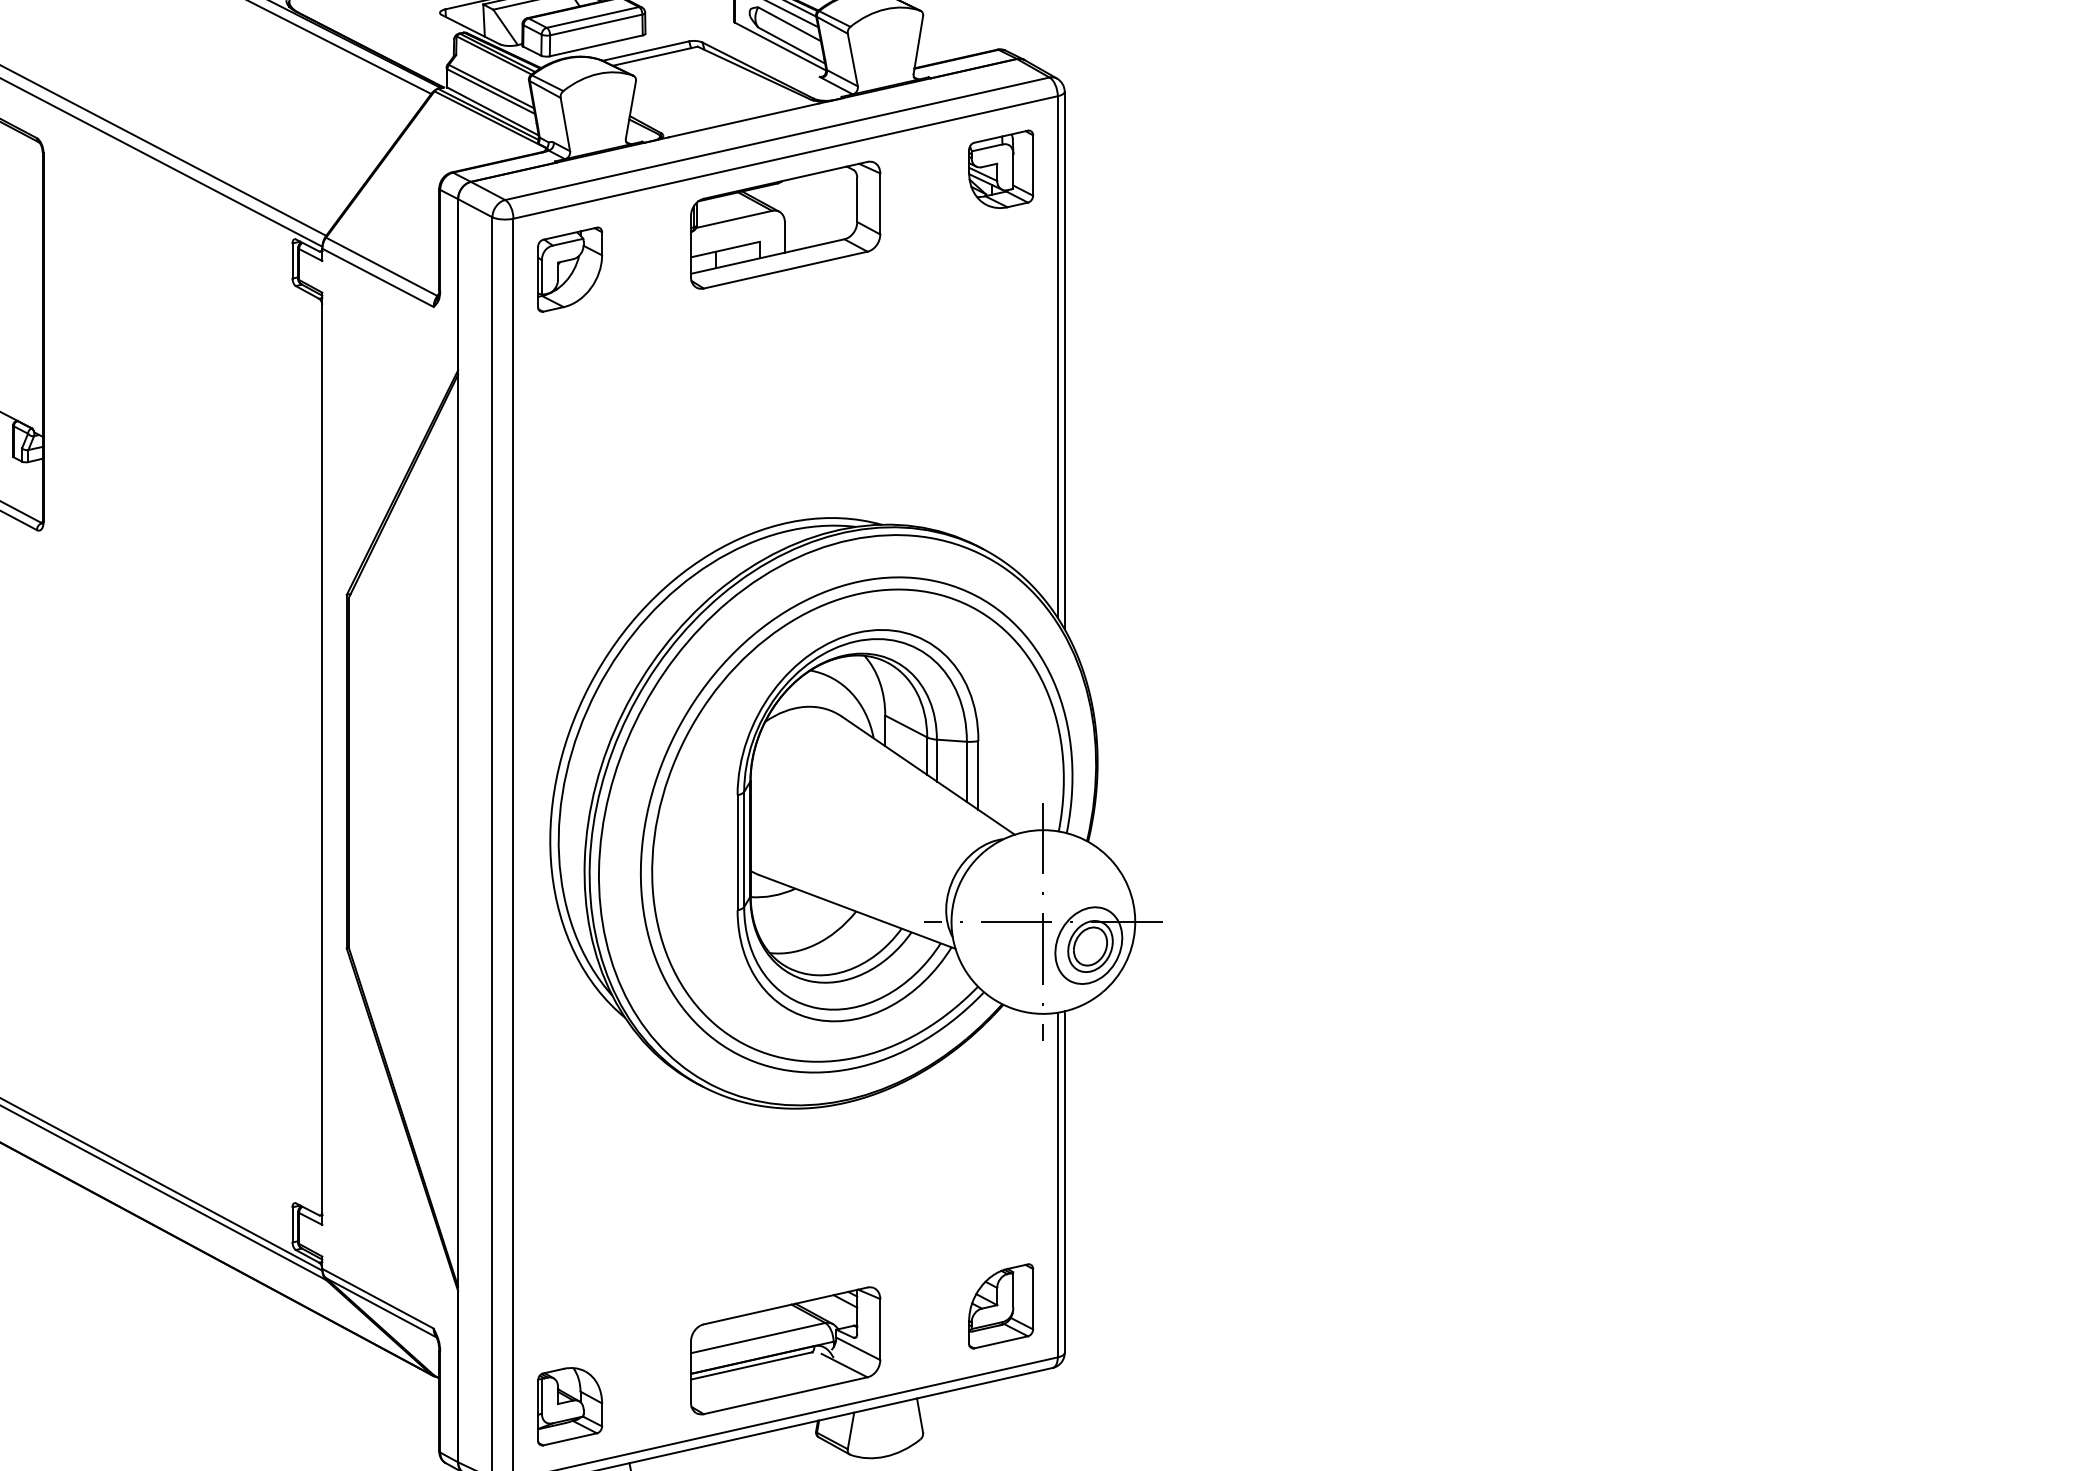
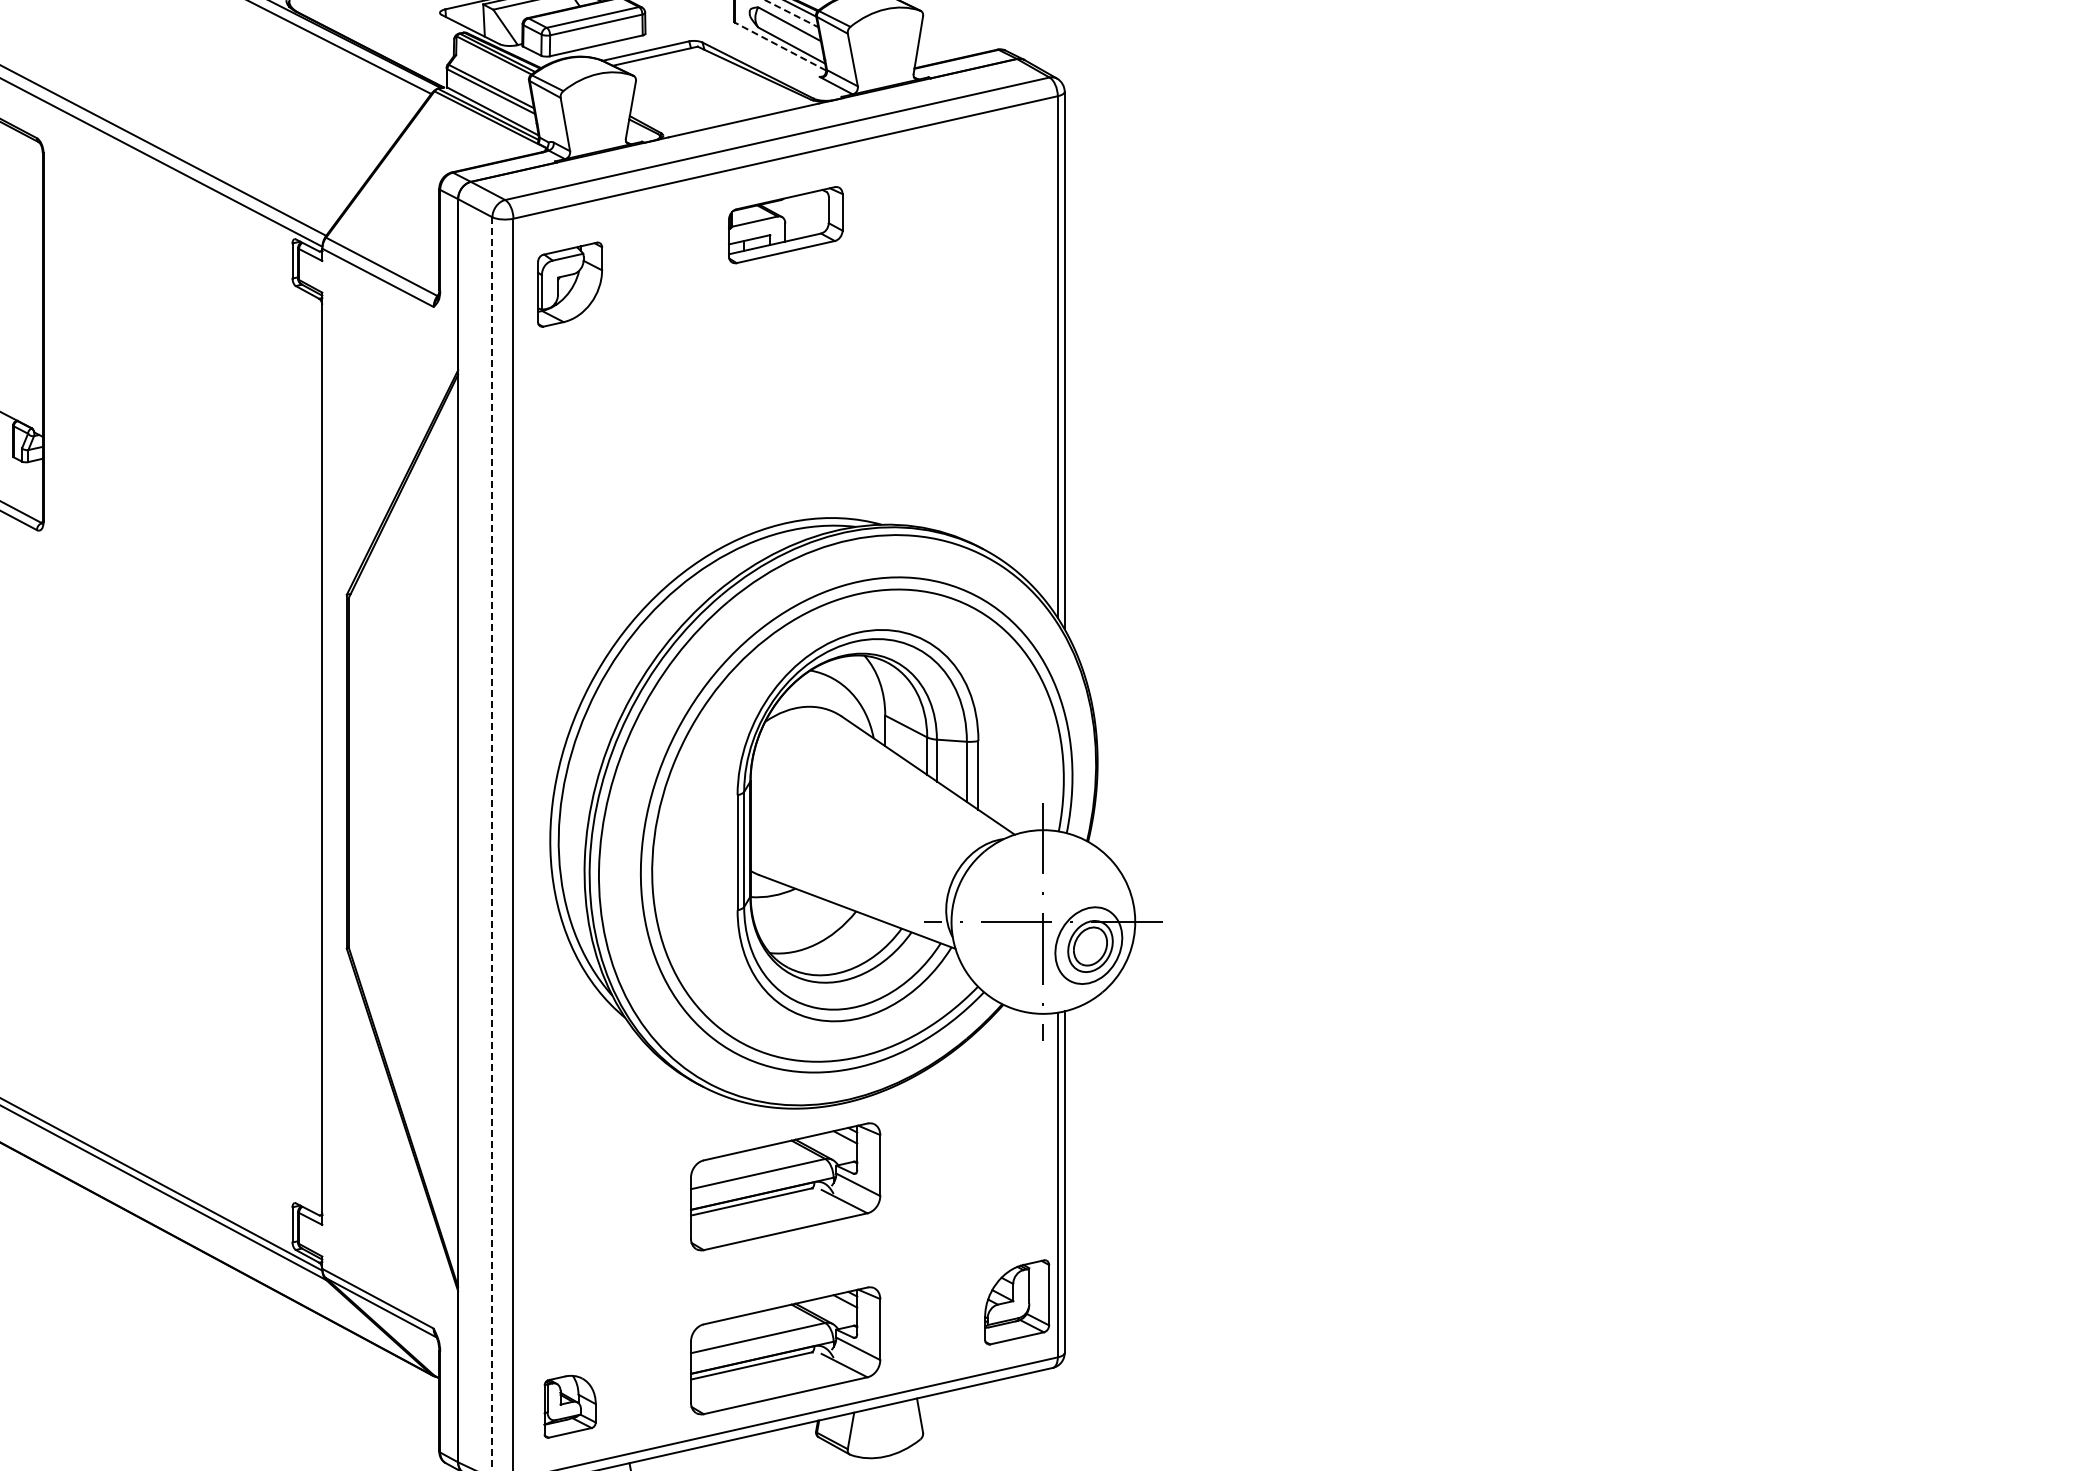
line: solid -> dashed (791, 13)
line: solid -> dashed (780, 46)
part: present -> none (1001, 168)
part size: 192x130 px -> 116x79 px (785, 225)
part position: (570, 269) -> (570, 284) (570, 284)
line: solid -> dashed (492, 843)
part: none -> present (785, 1186)
part position: (1001, 1306) -> (1017, 1302) (1017, 1302)
part size: 67x80 px -> 54x65 px (569, 1406)
